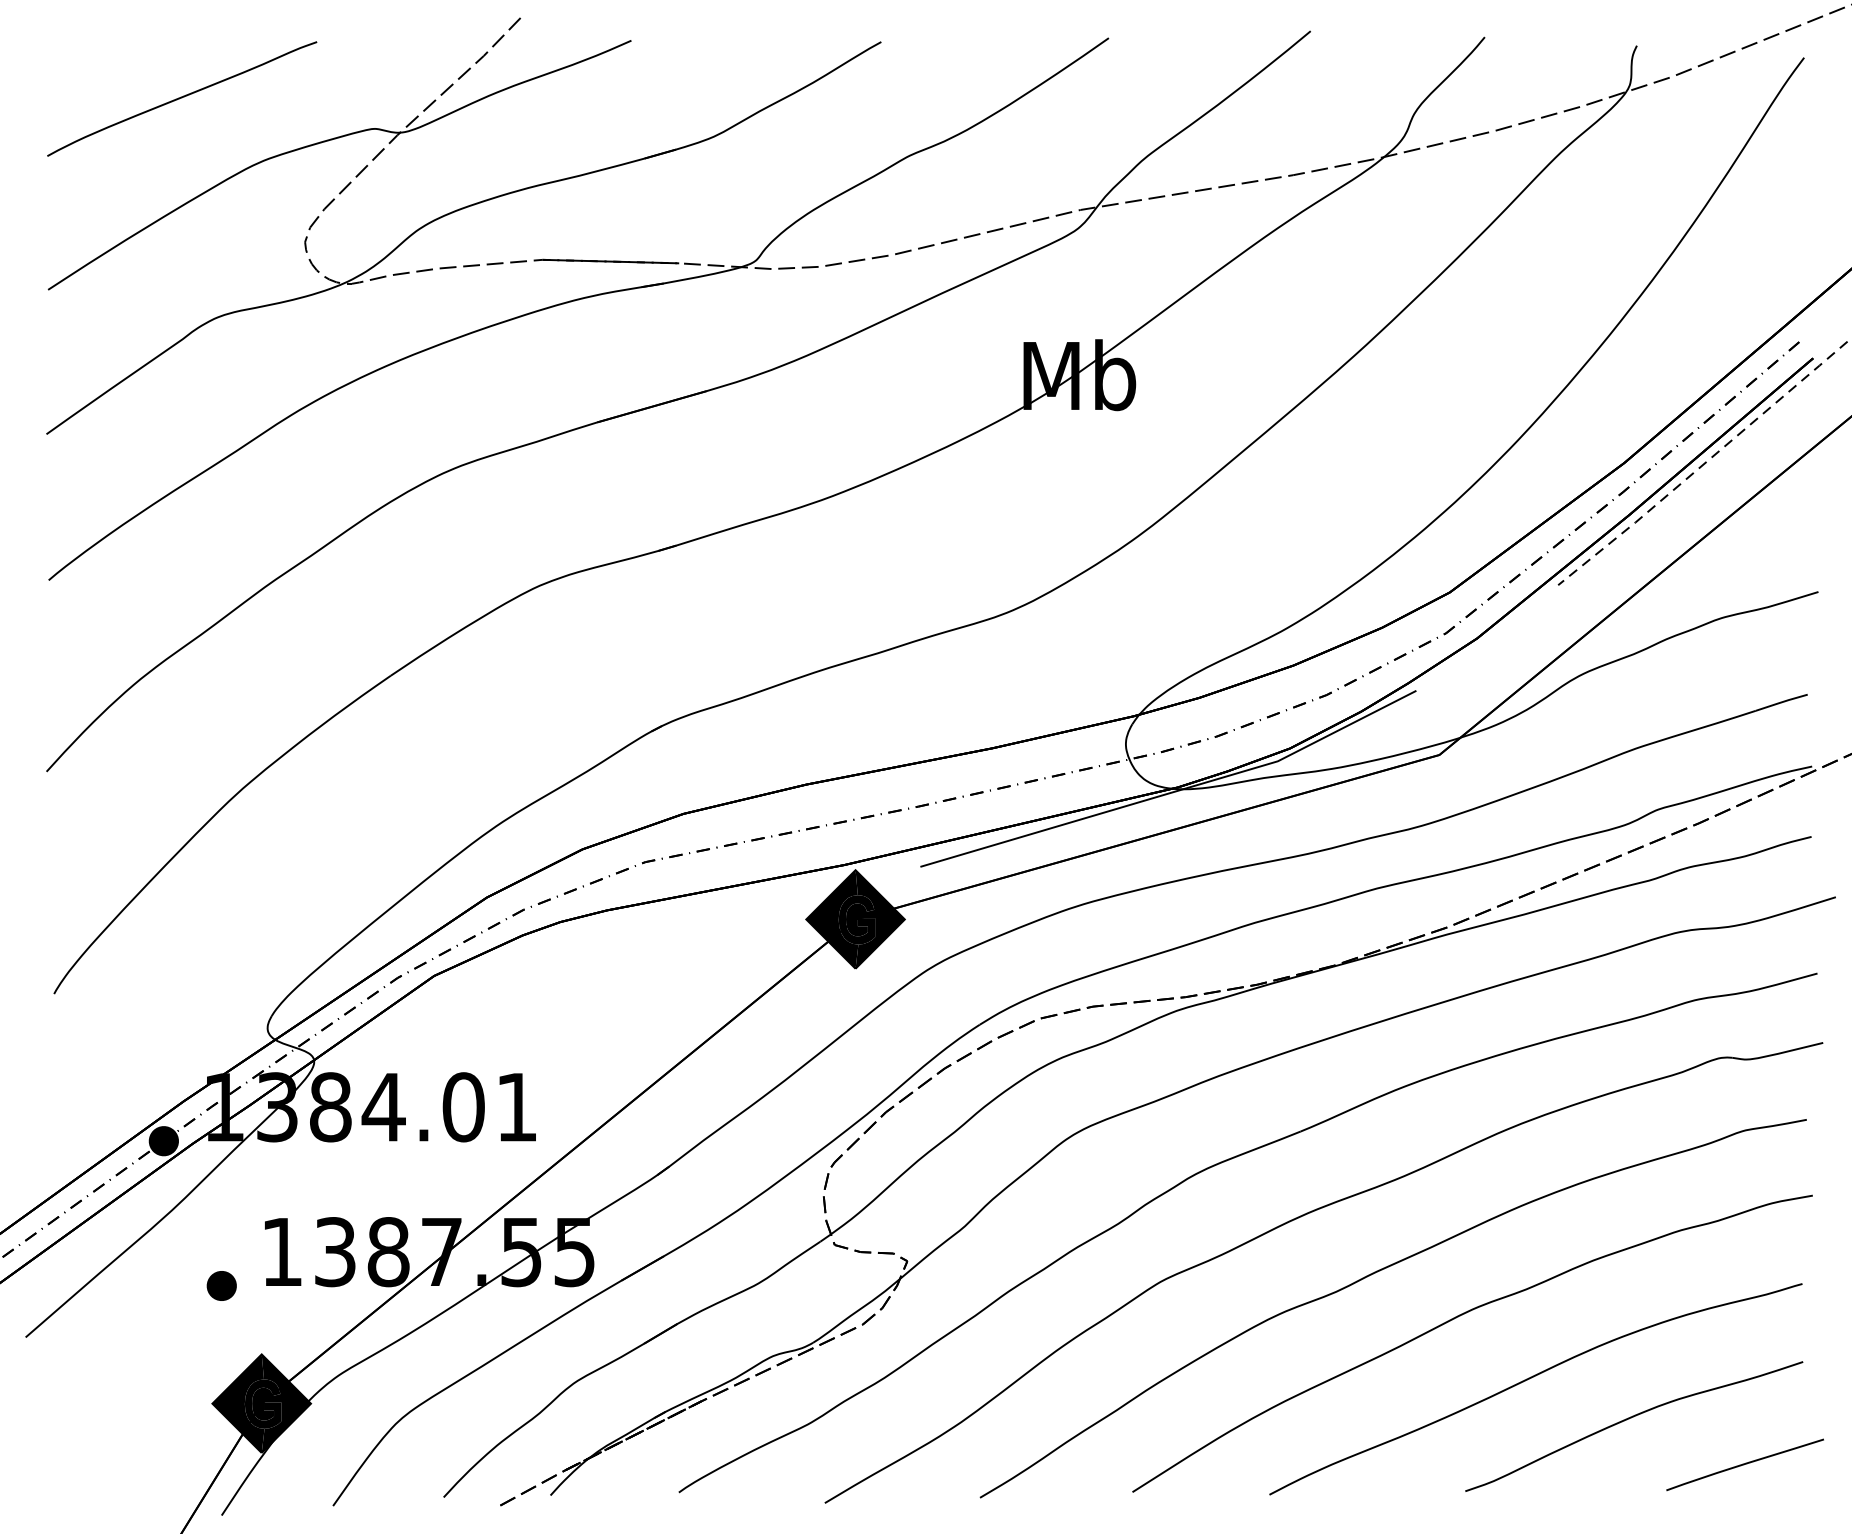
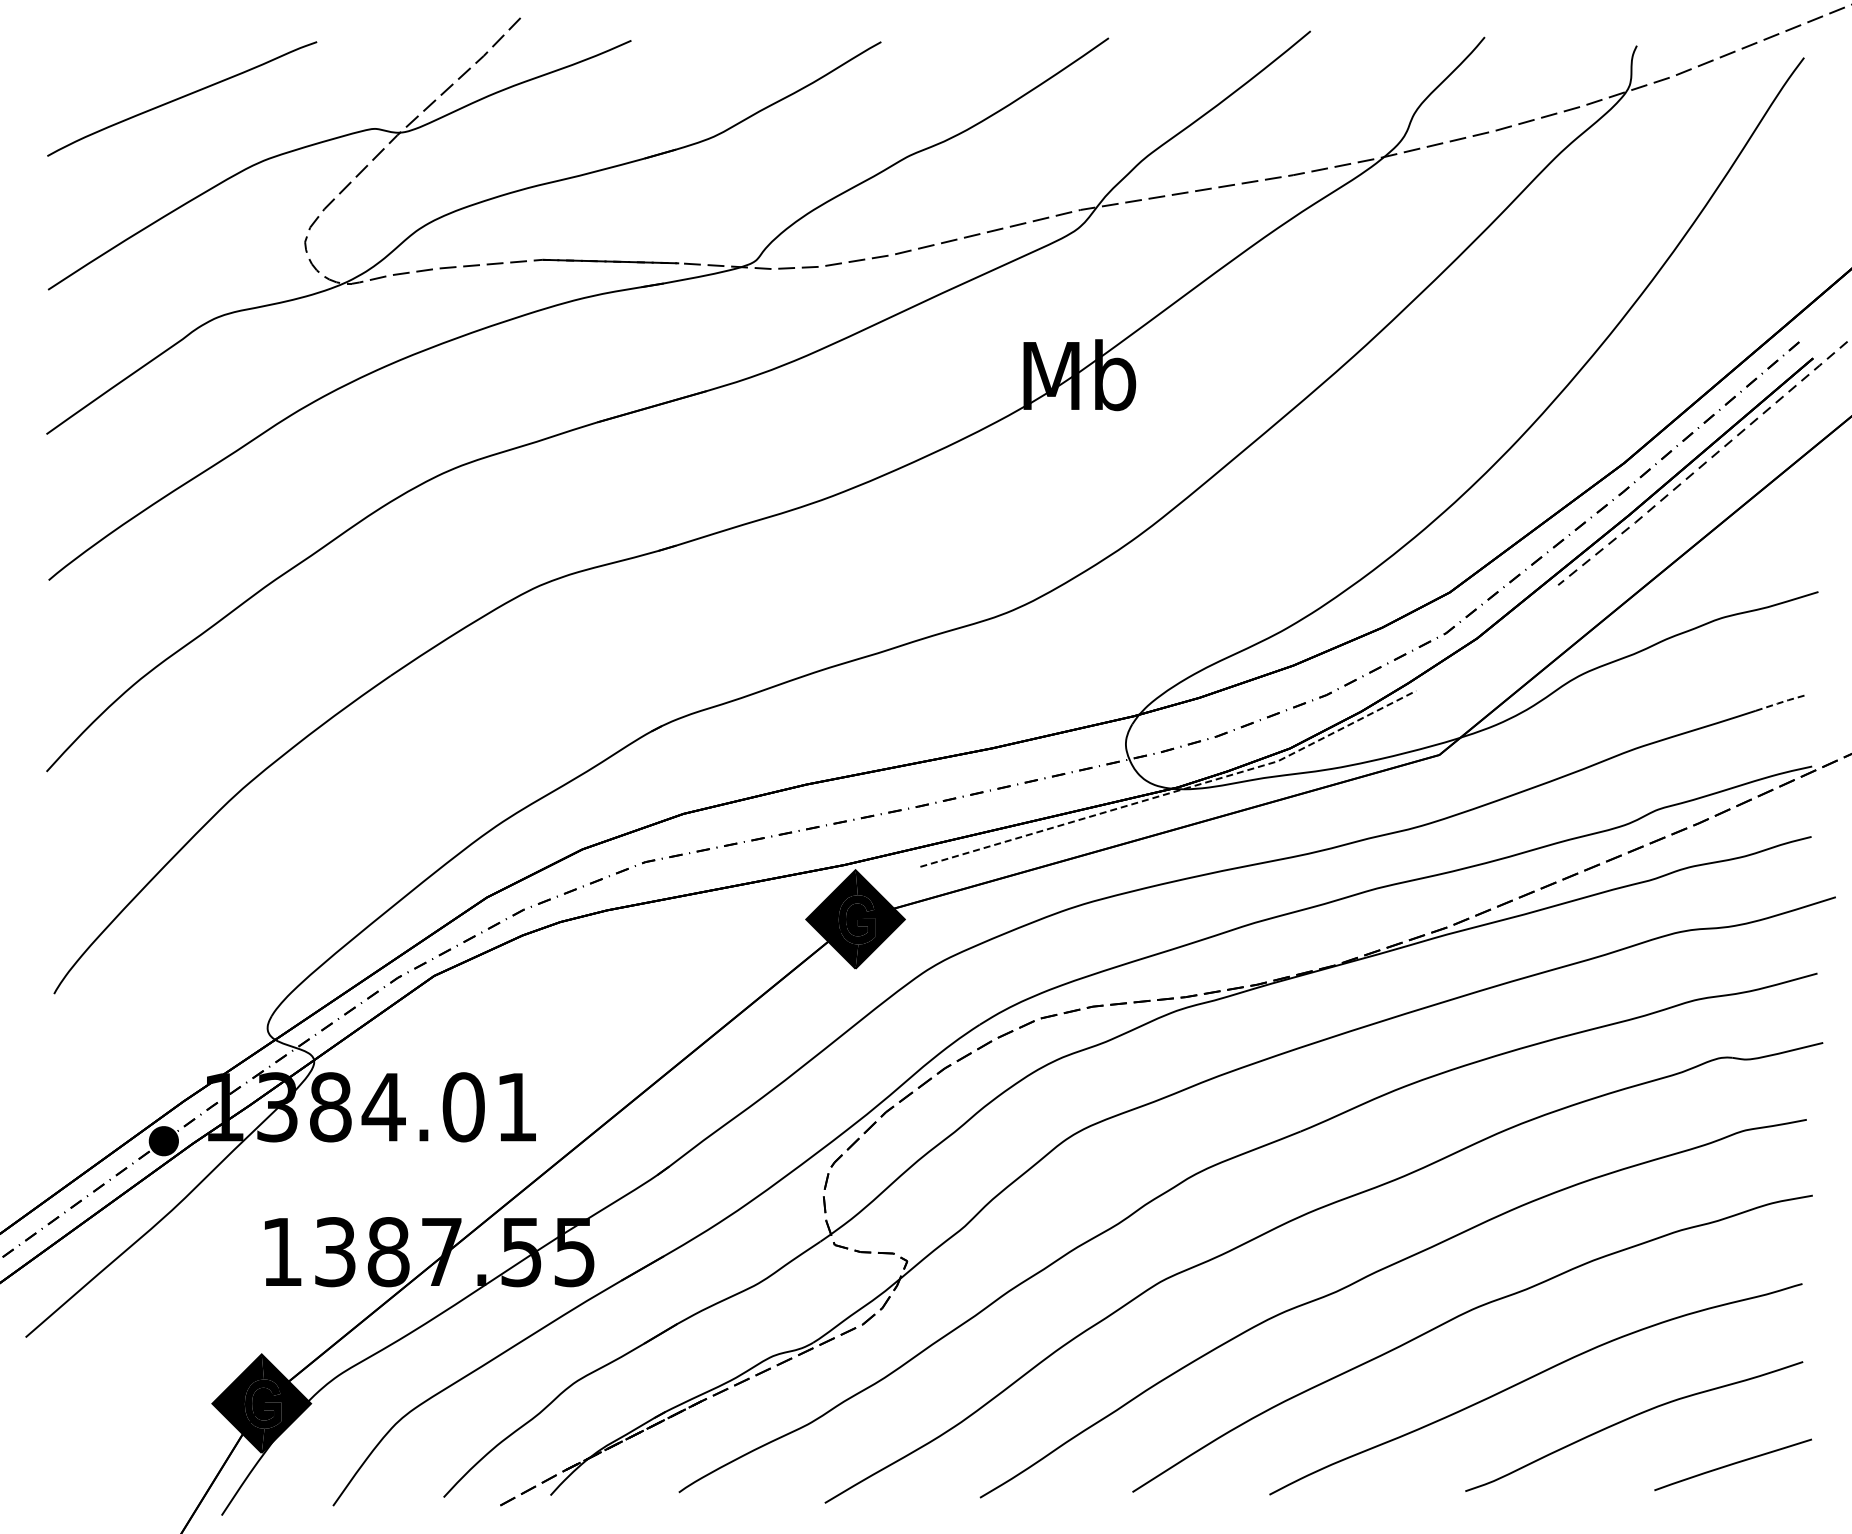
line: solid -> dashed (1782, 702)
line: solid -> dashed (1174, 791)
part: present -> none (221, 1285)
curve position: (1744, 1464) -> (1732, 1464) (1732, 1464)
